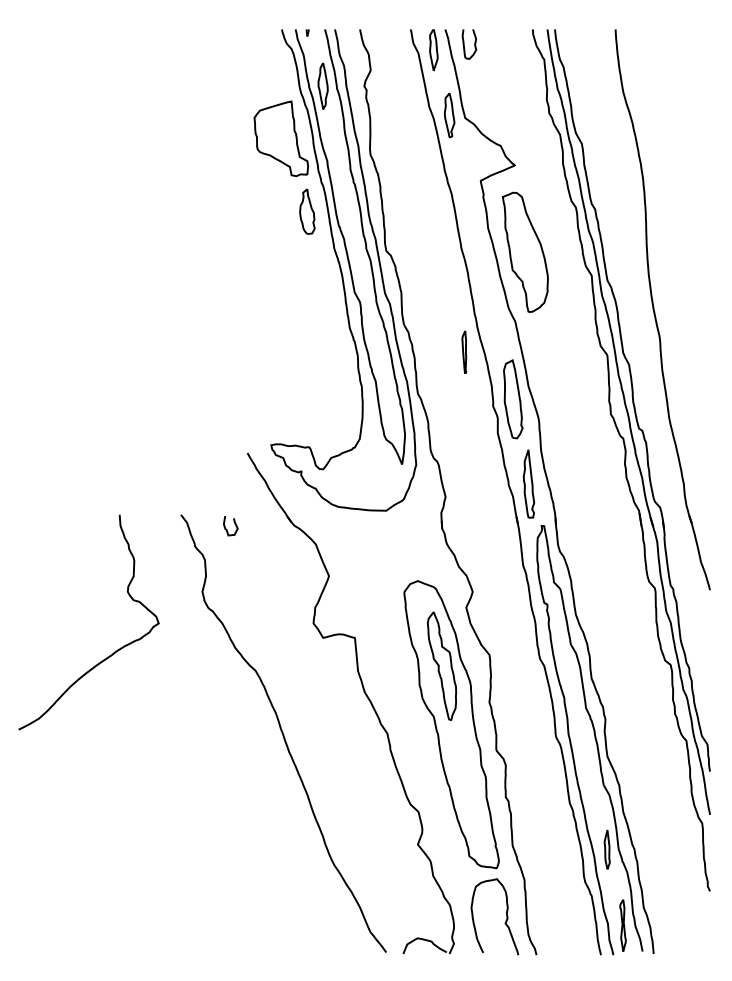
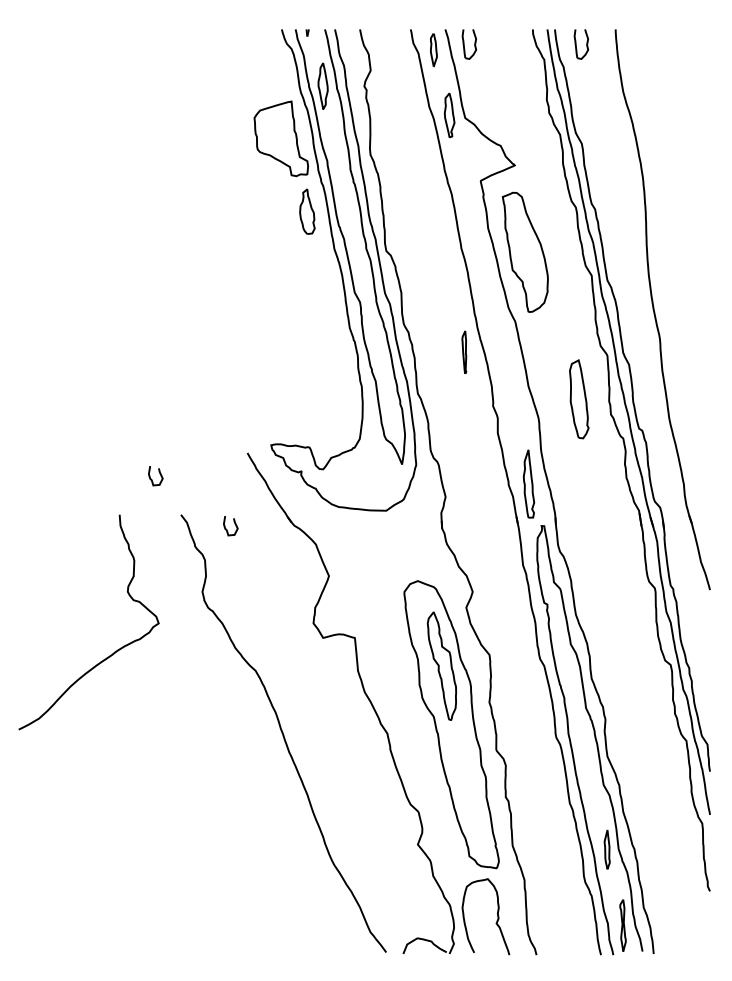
part: none -> present (581, 44)
part size: 10x43 px -> 8x35 px (433, 50)
part position: (513, 399) -> (579, 399) (579, 399)
curve: none -> present (152, 479)
curve position: (505, 920) -> (496, 920) (496, 920)
